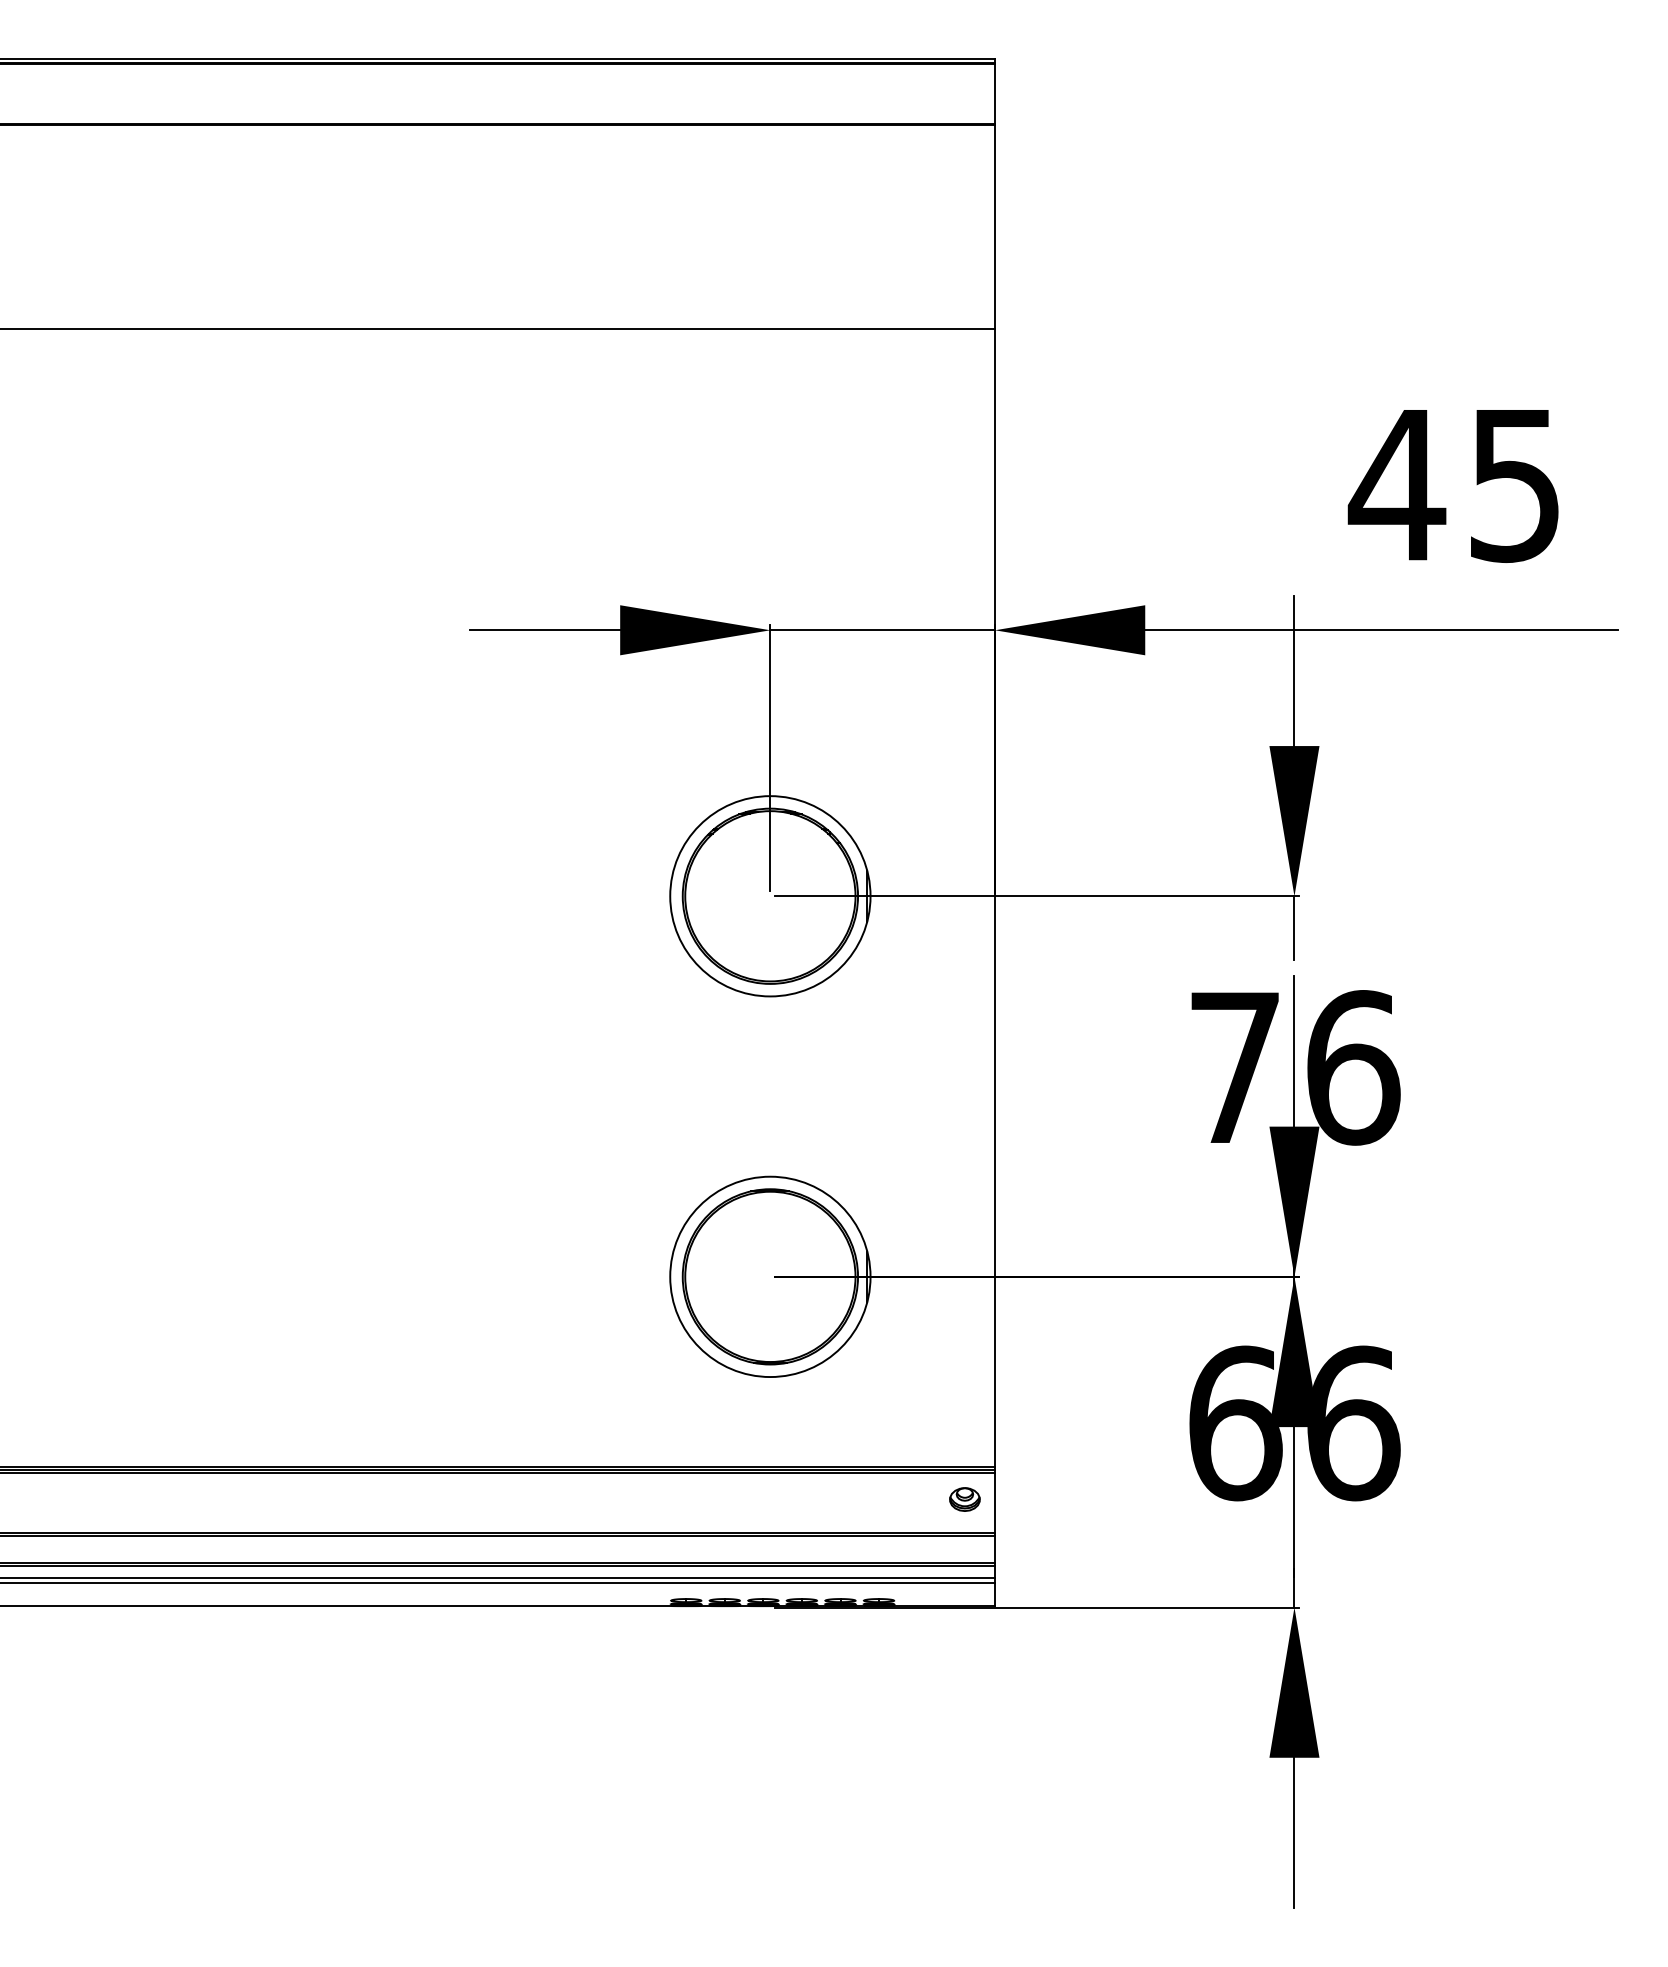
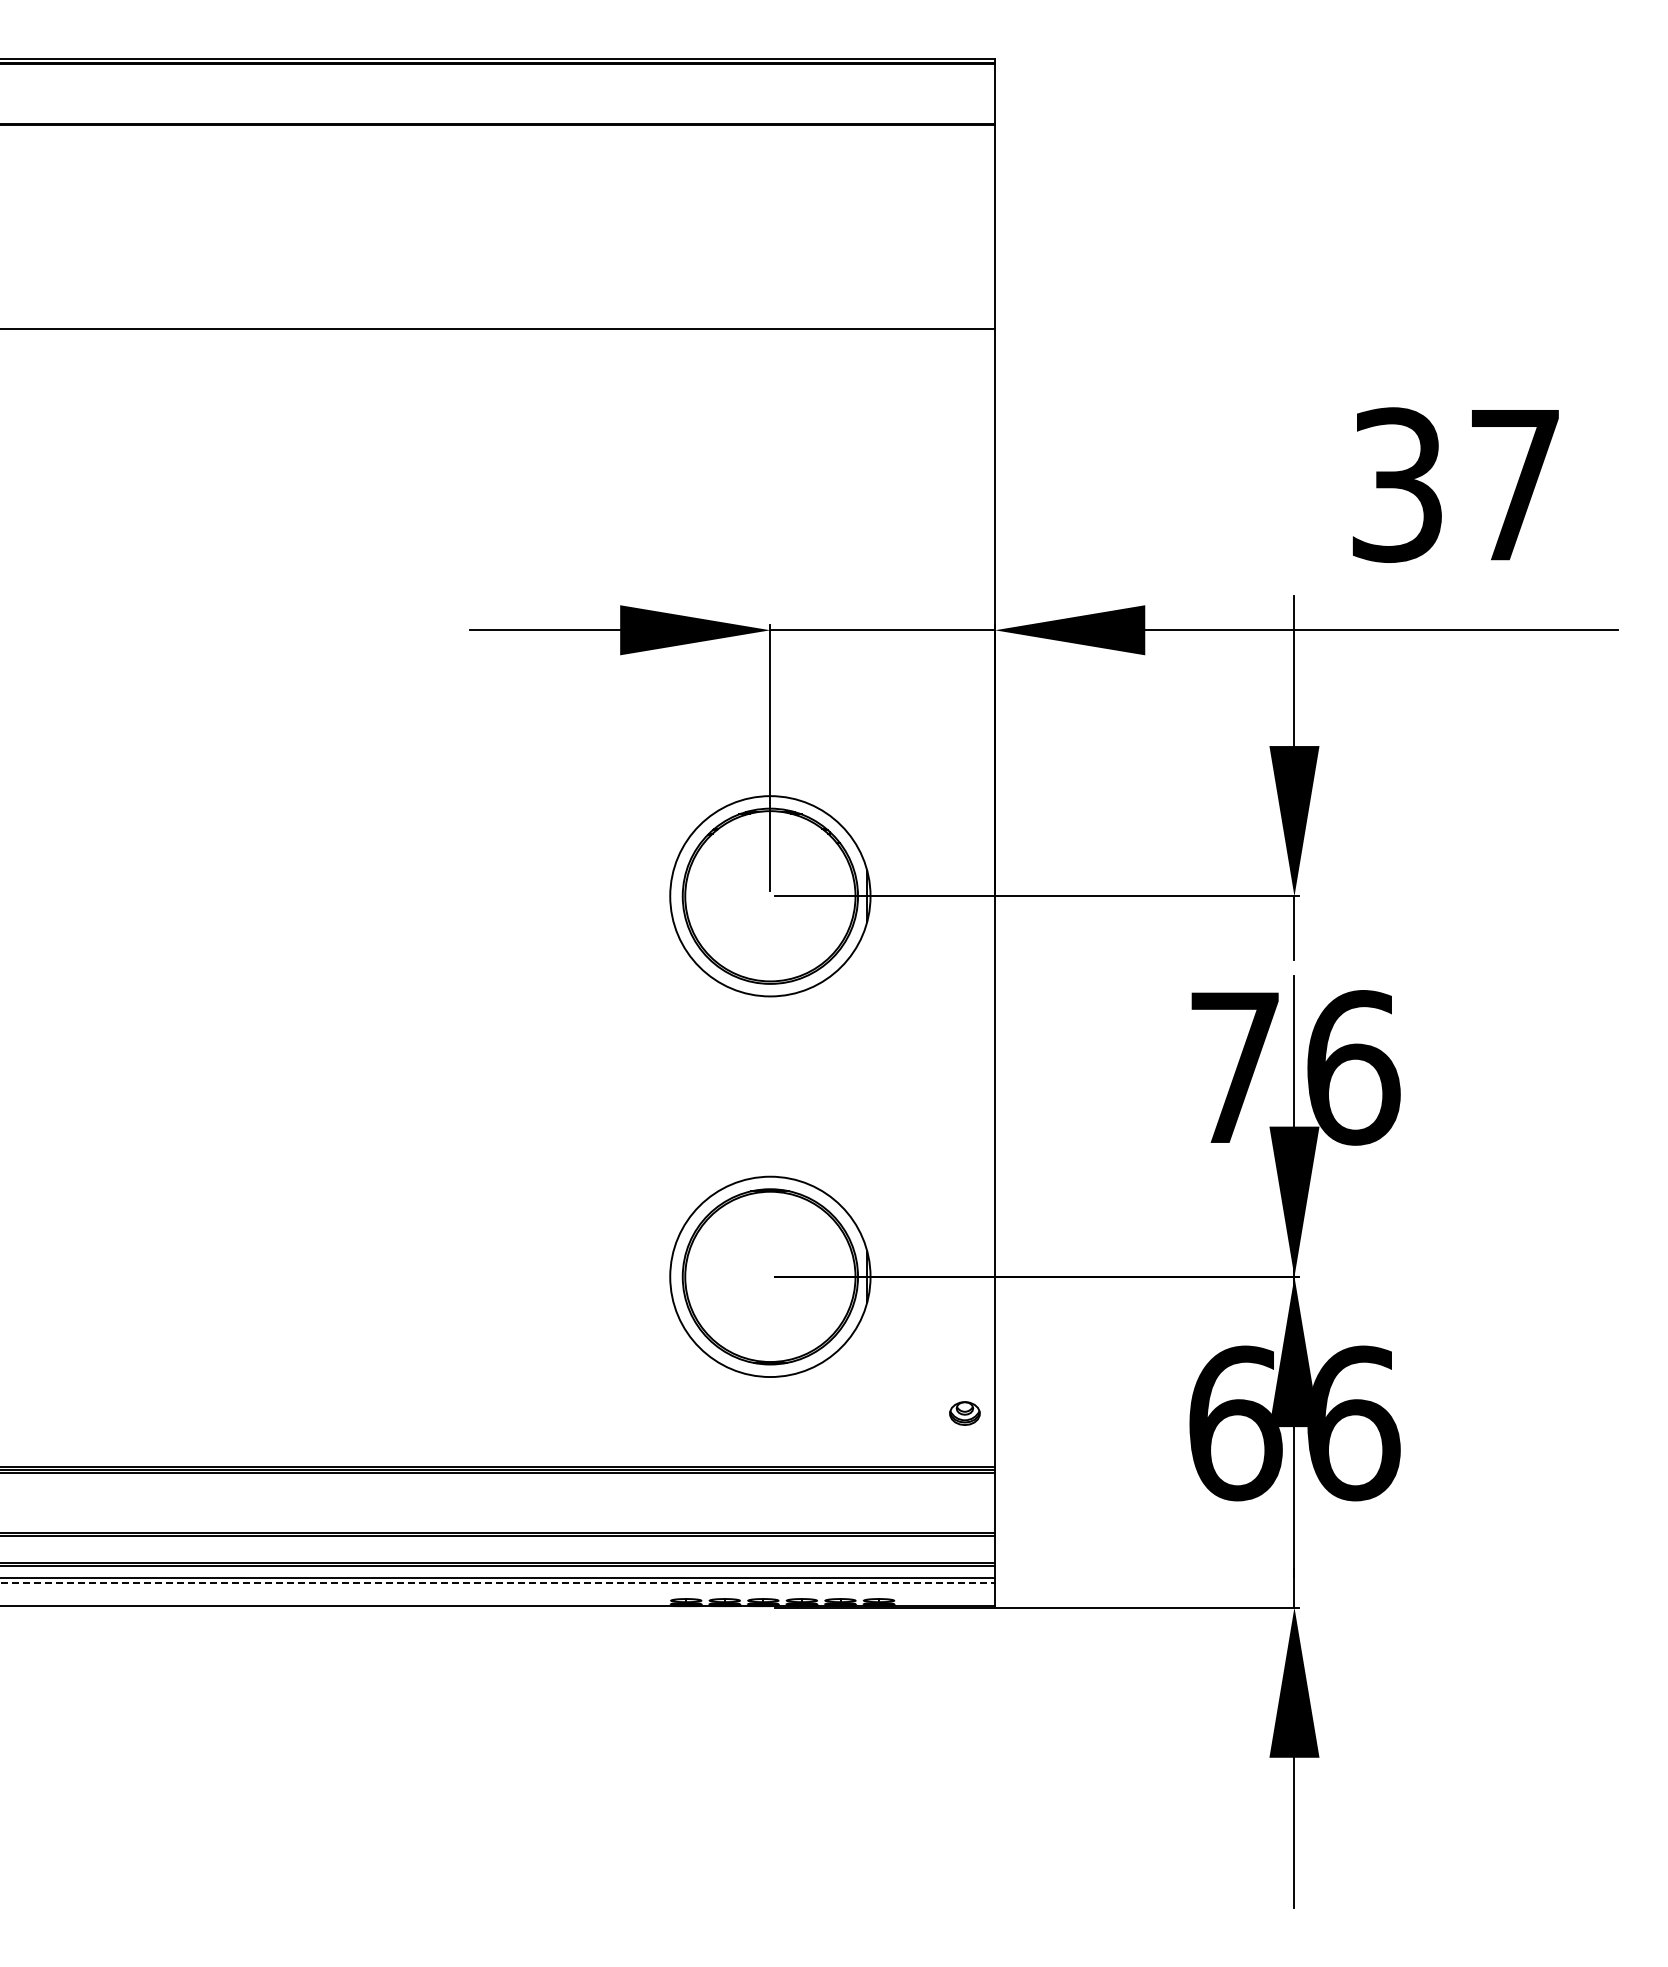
text: 45 -> 37 (1452, 484)
part position: (964, 1499) -> (964, 1413) (964, 1413)
line: solid -> dashed (498, 1583)
